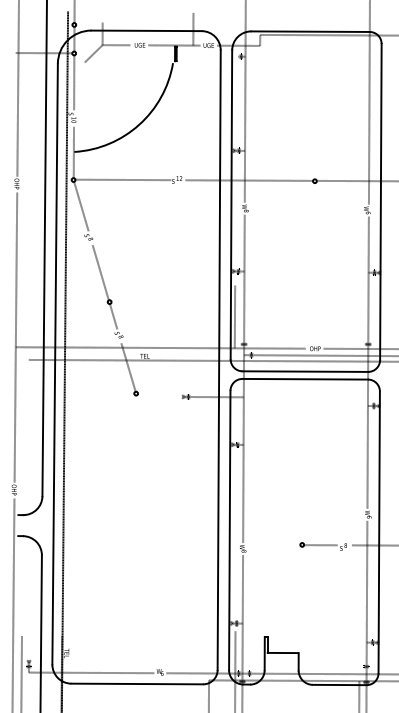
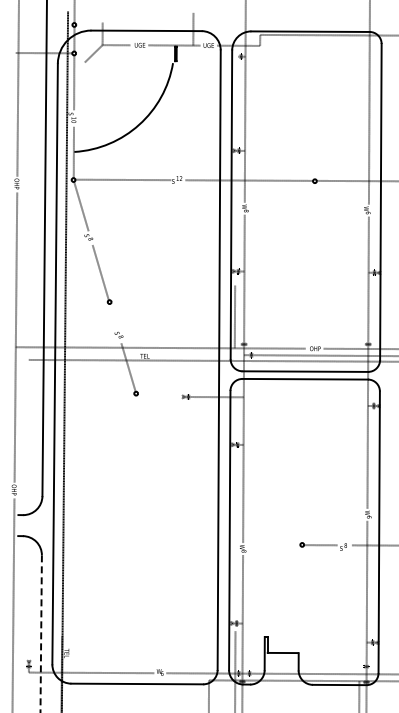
line: present -> none (113, 316)
line: solid -> dashed (41, 633)
line: present -> none (21, 672)
